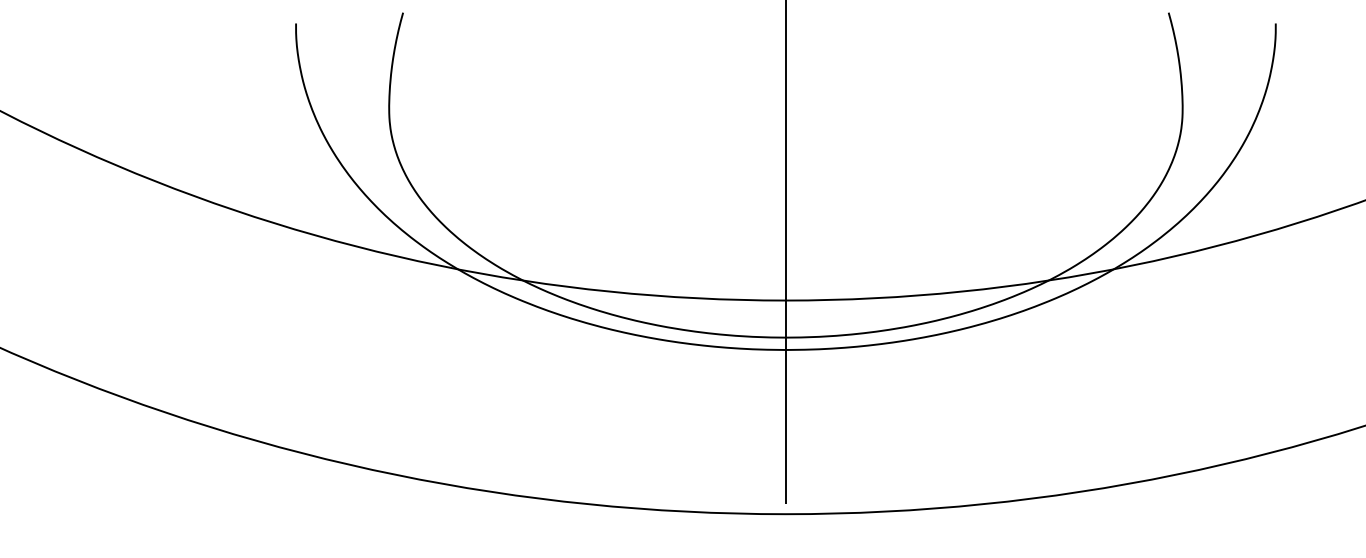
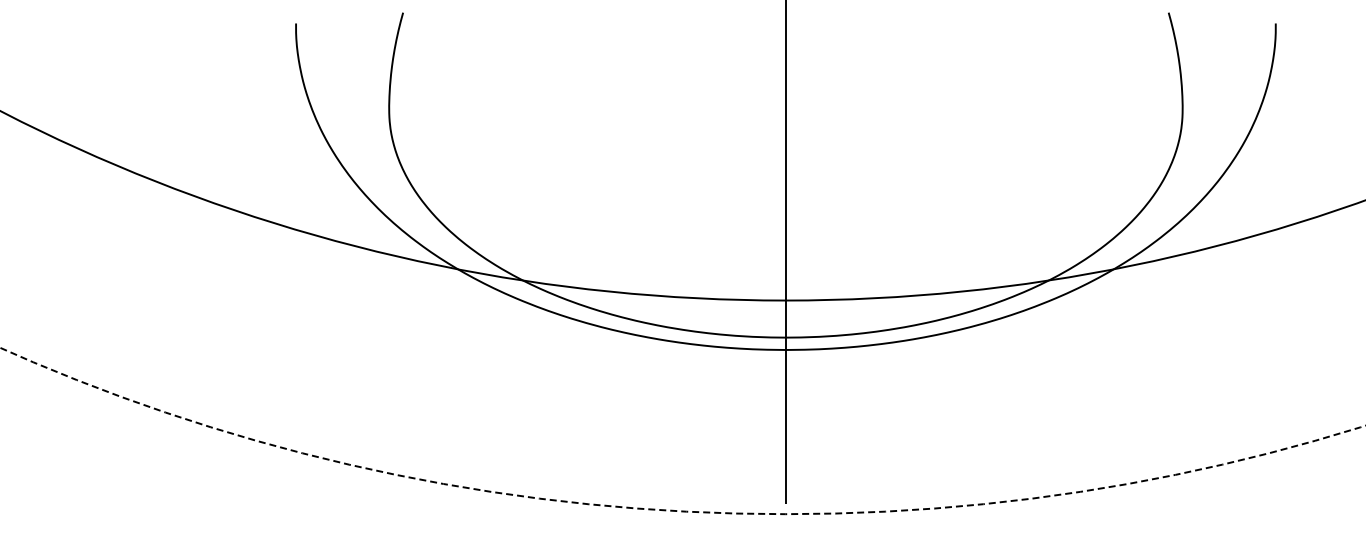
circle: solid -> dashed (682, 431)
